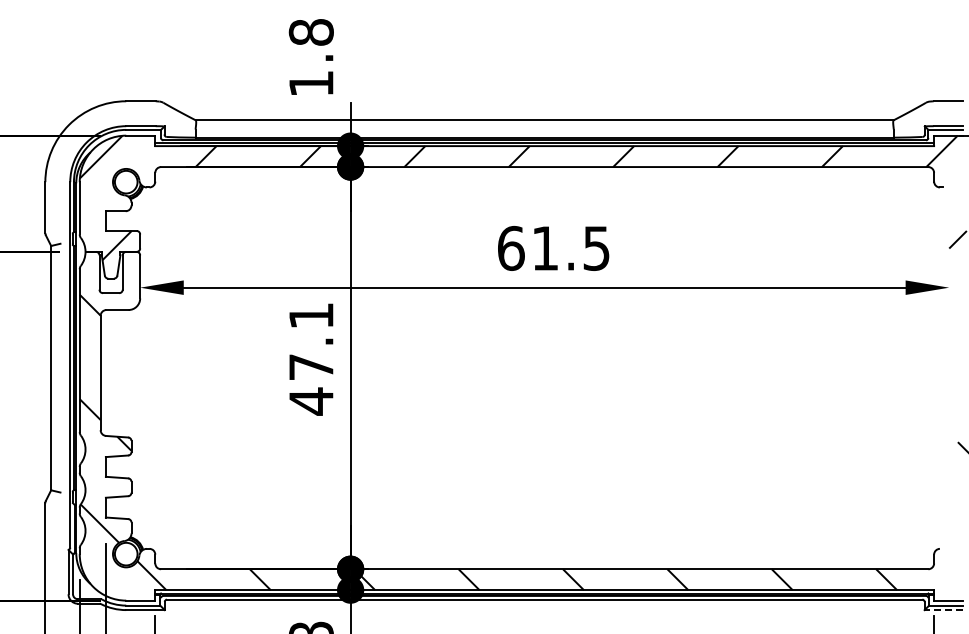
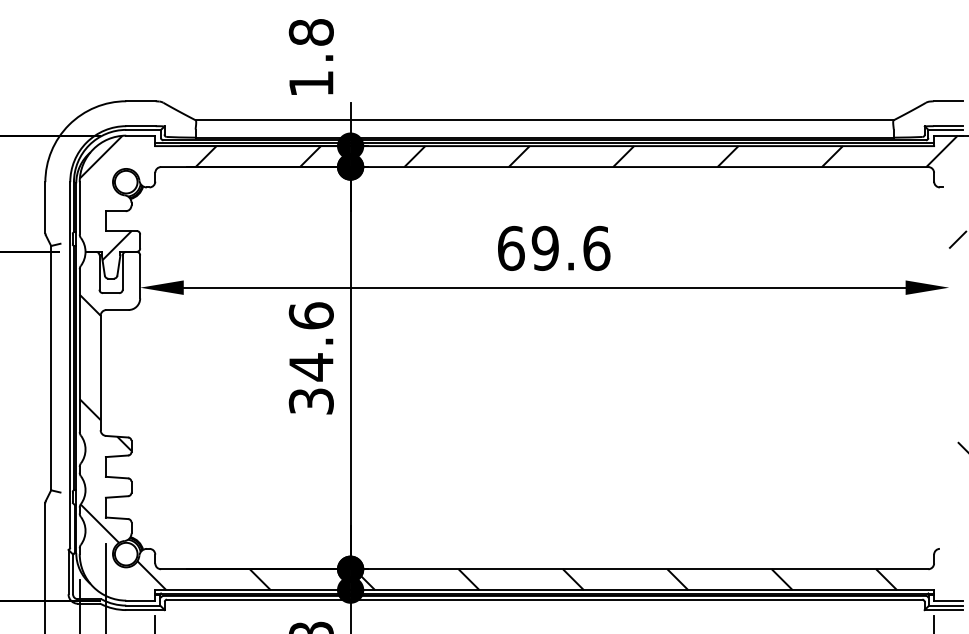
text: 61.5 -> 69.6 (570, 247)
text: 47.1 -> 34.6 (310, 358)
line: dashed -> solid (943, 610)
